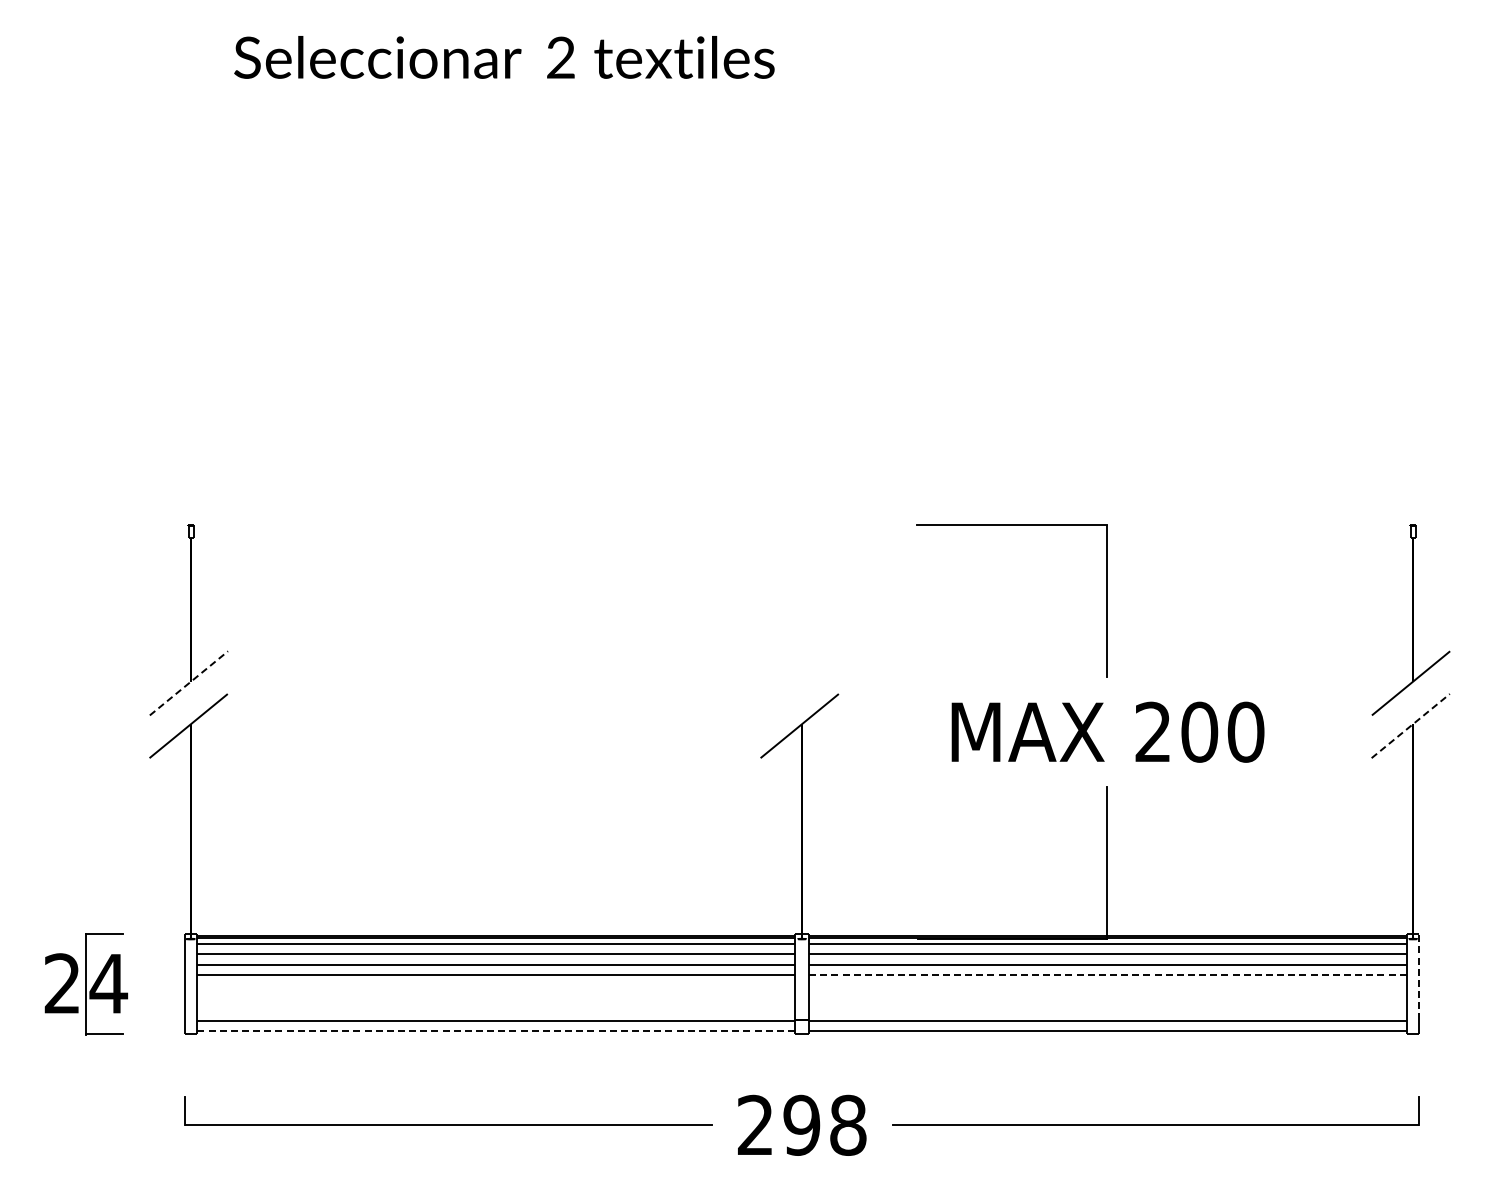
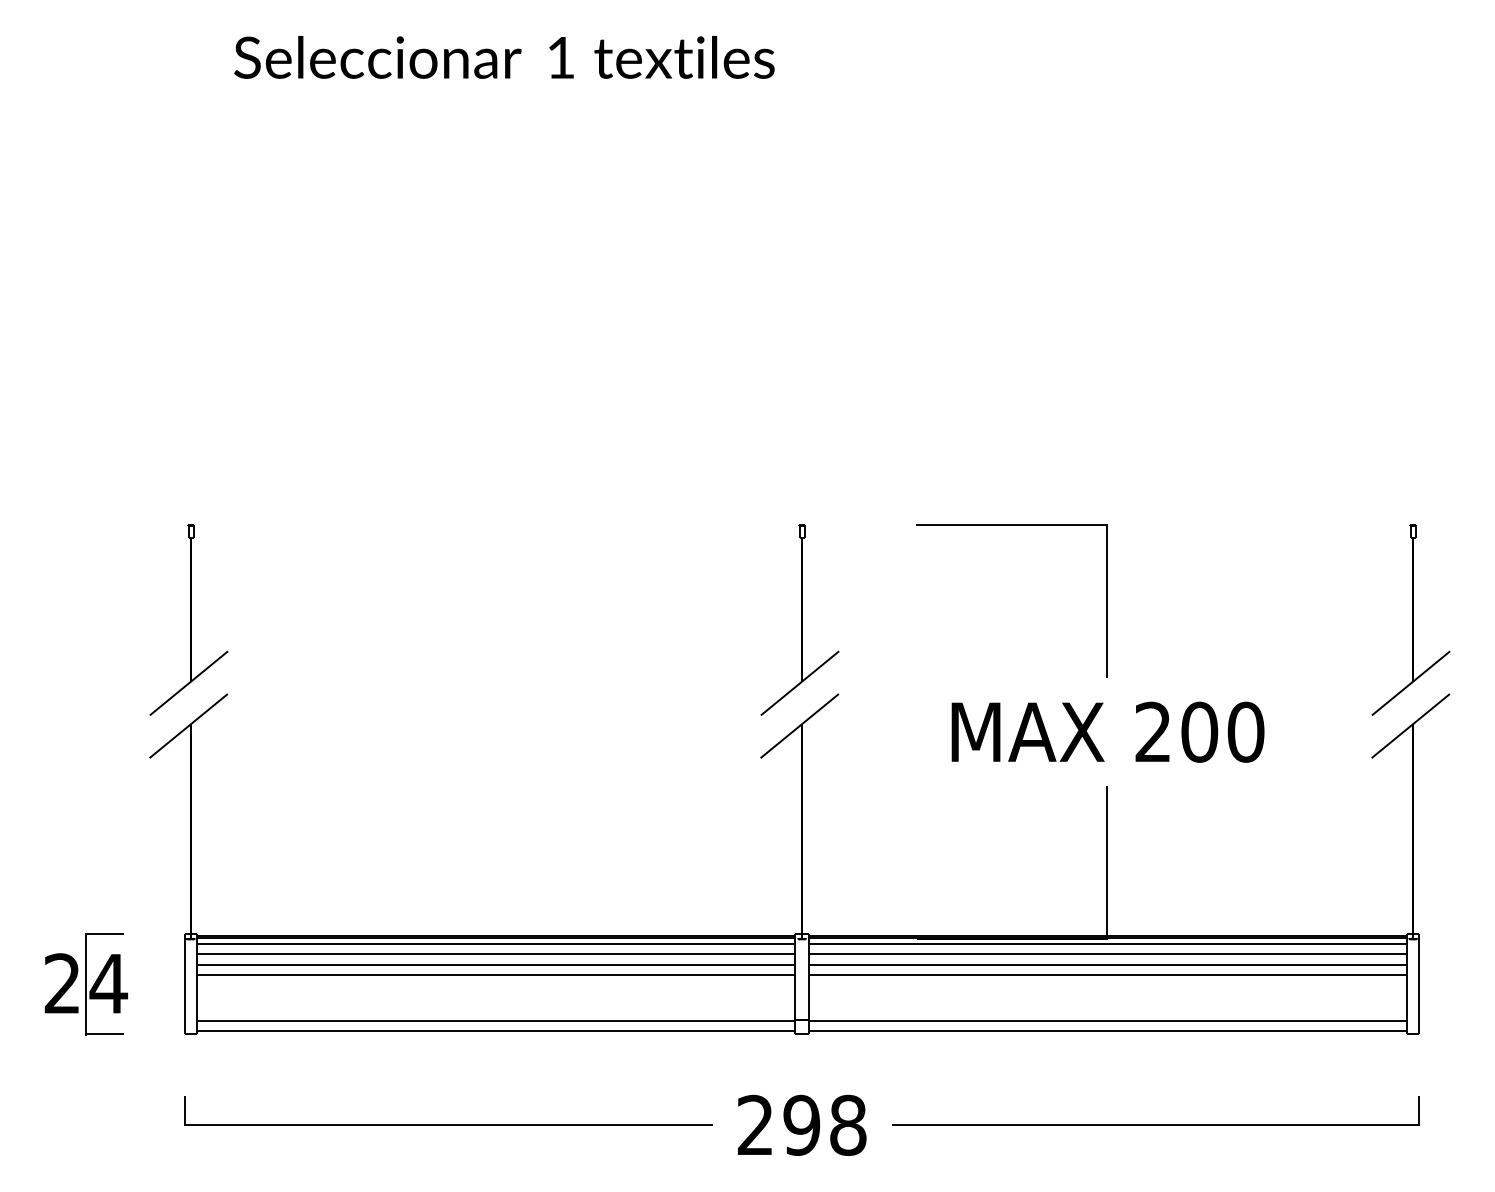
text: 2 -> 1 (560, 57)
part: none -> present (799, 619)
line: dashed -> solid (188, 683)
line: dashed -> solid (1410, 726)
line: dashed -> solid (1108, 975)
line: dashed -> solid (1418, 976)
line: dashed -> solid (495, 1031)
